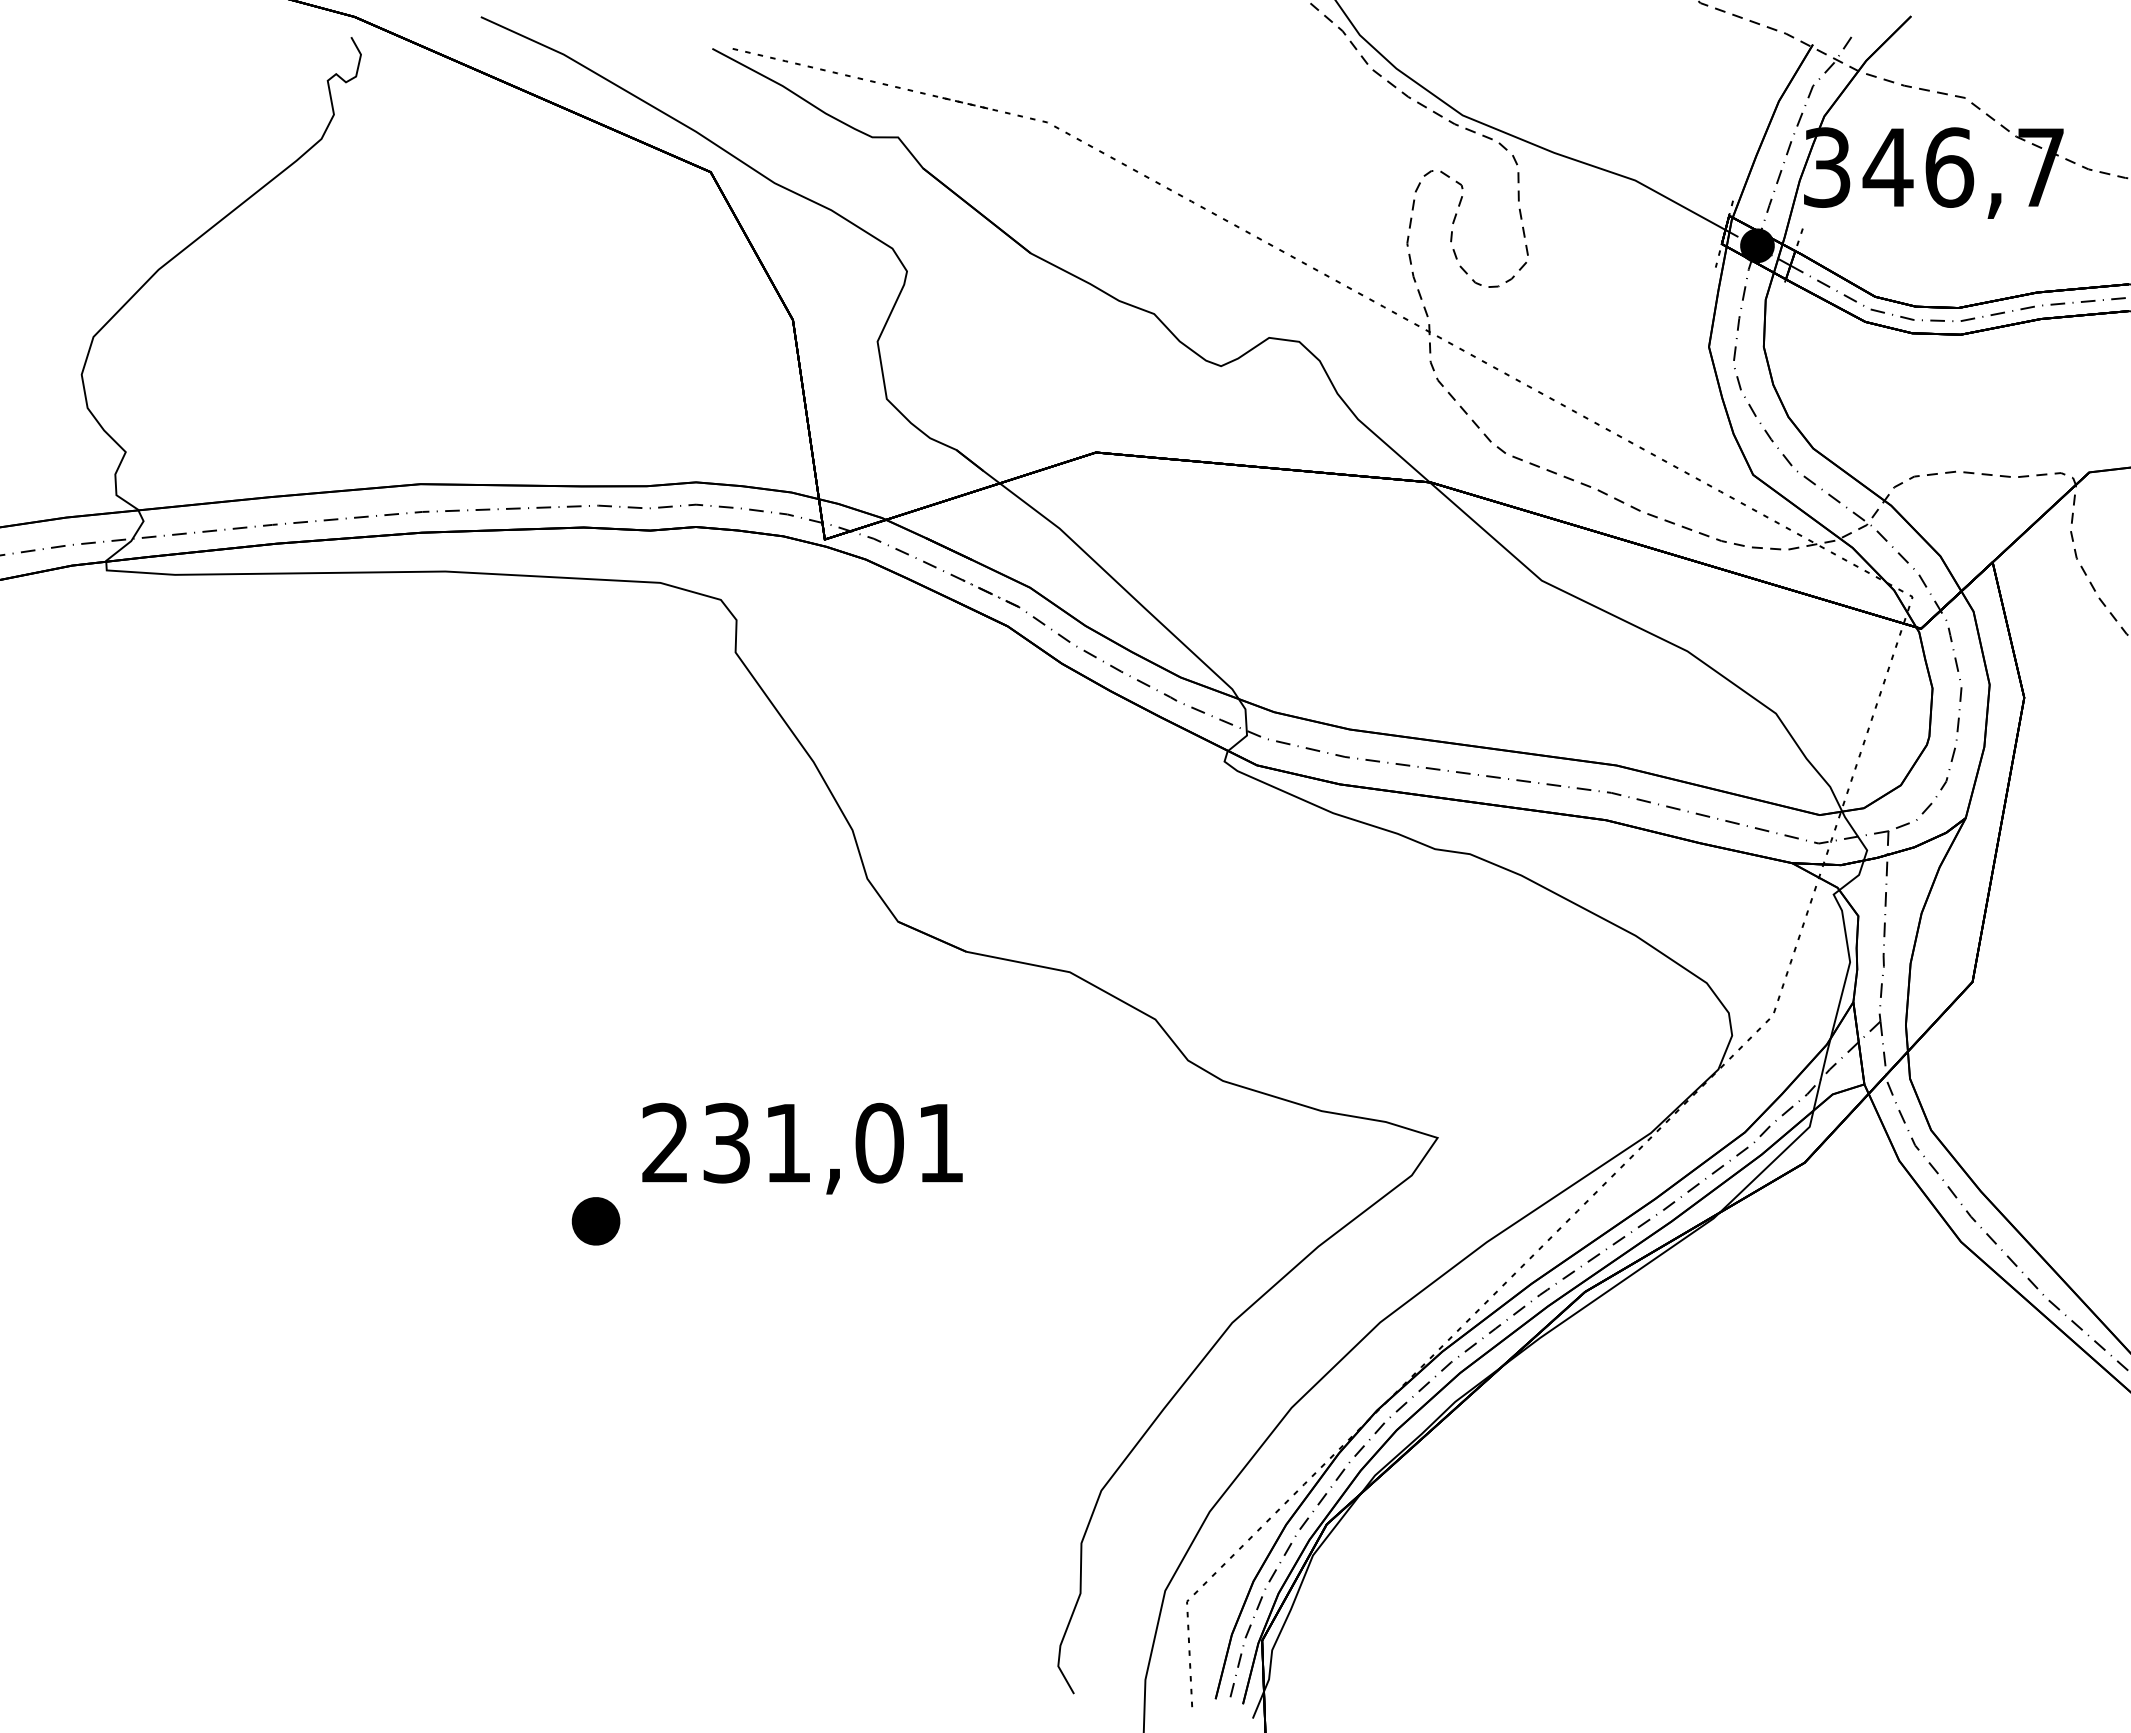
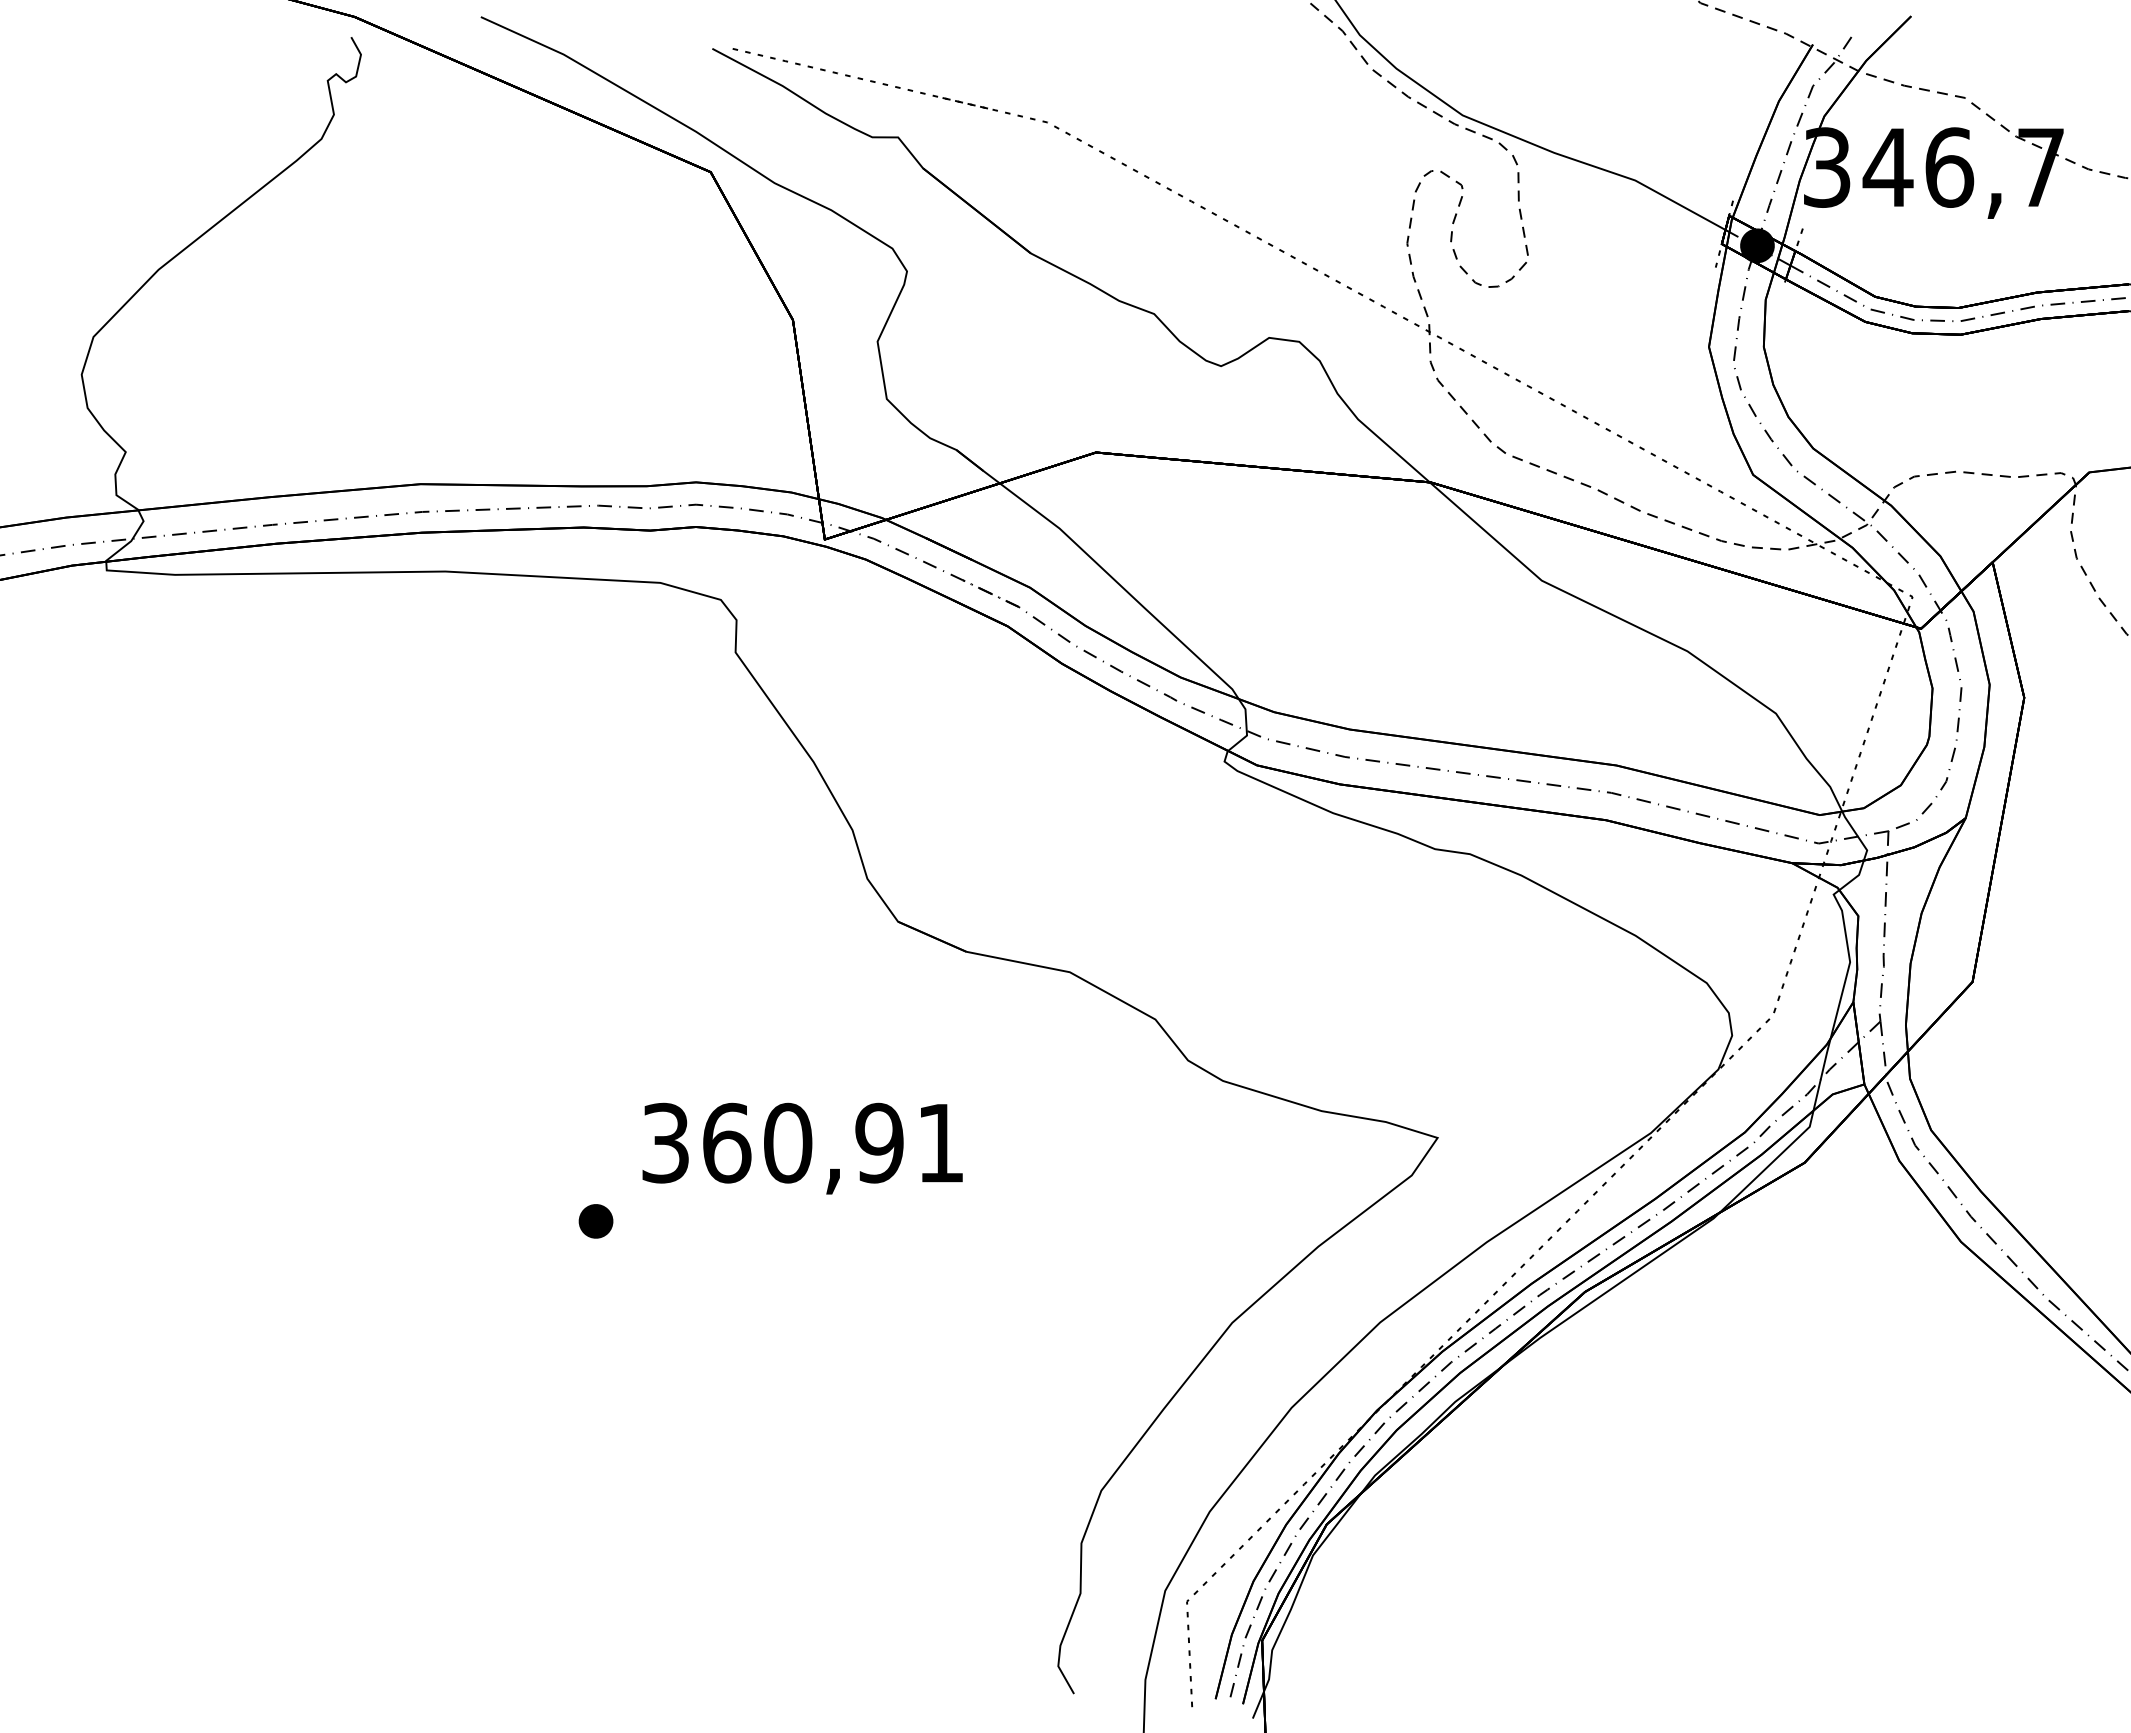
text: 231,01 -> 360,91 (772, 1142)
part size: 50x49 px -> 36x35 px (595, 1221)
